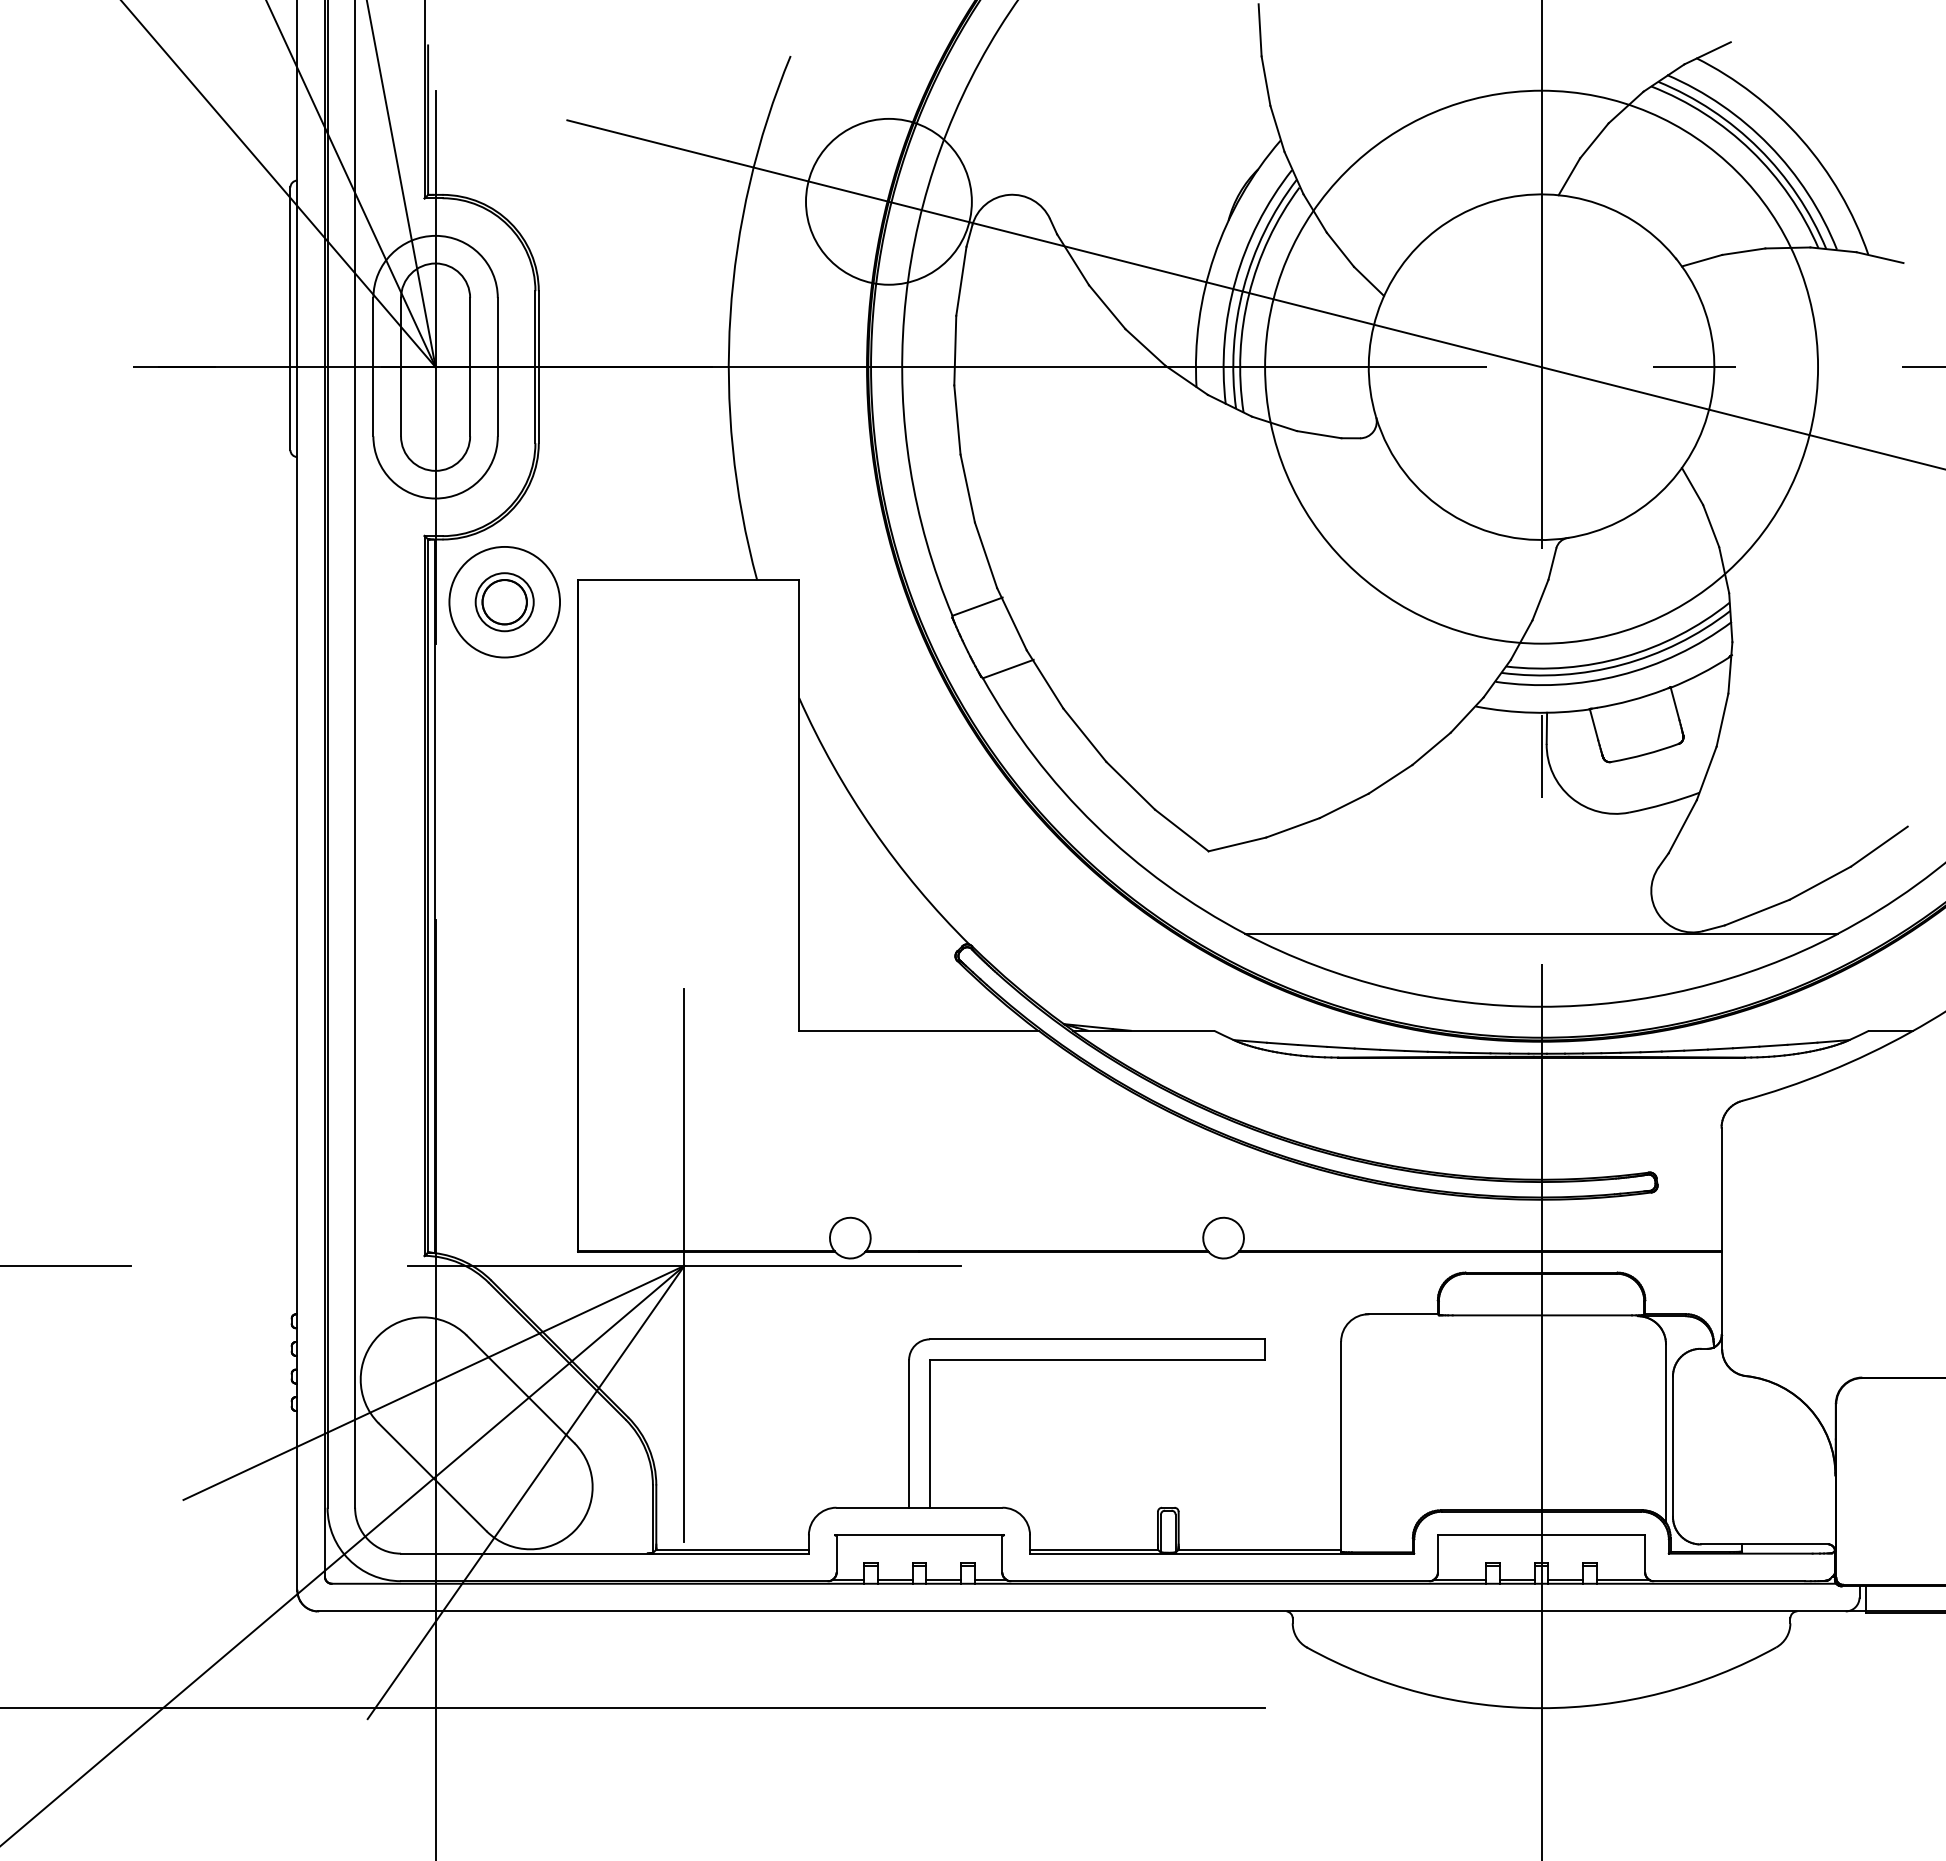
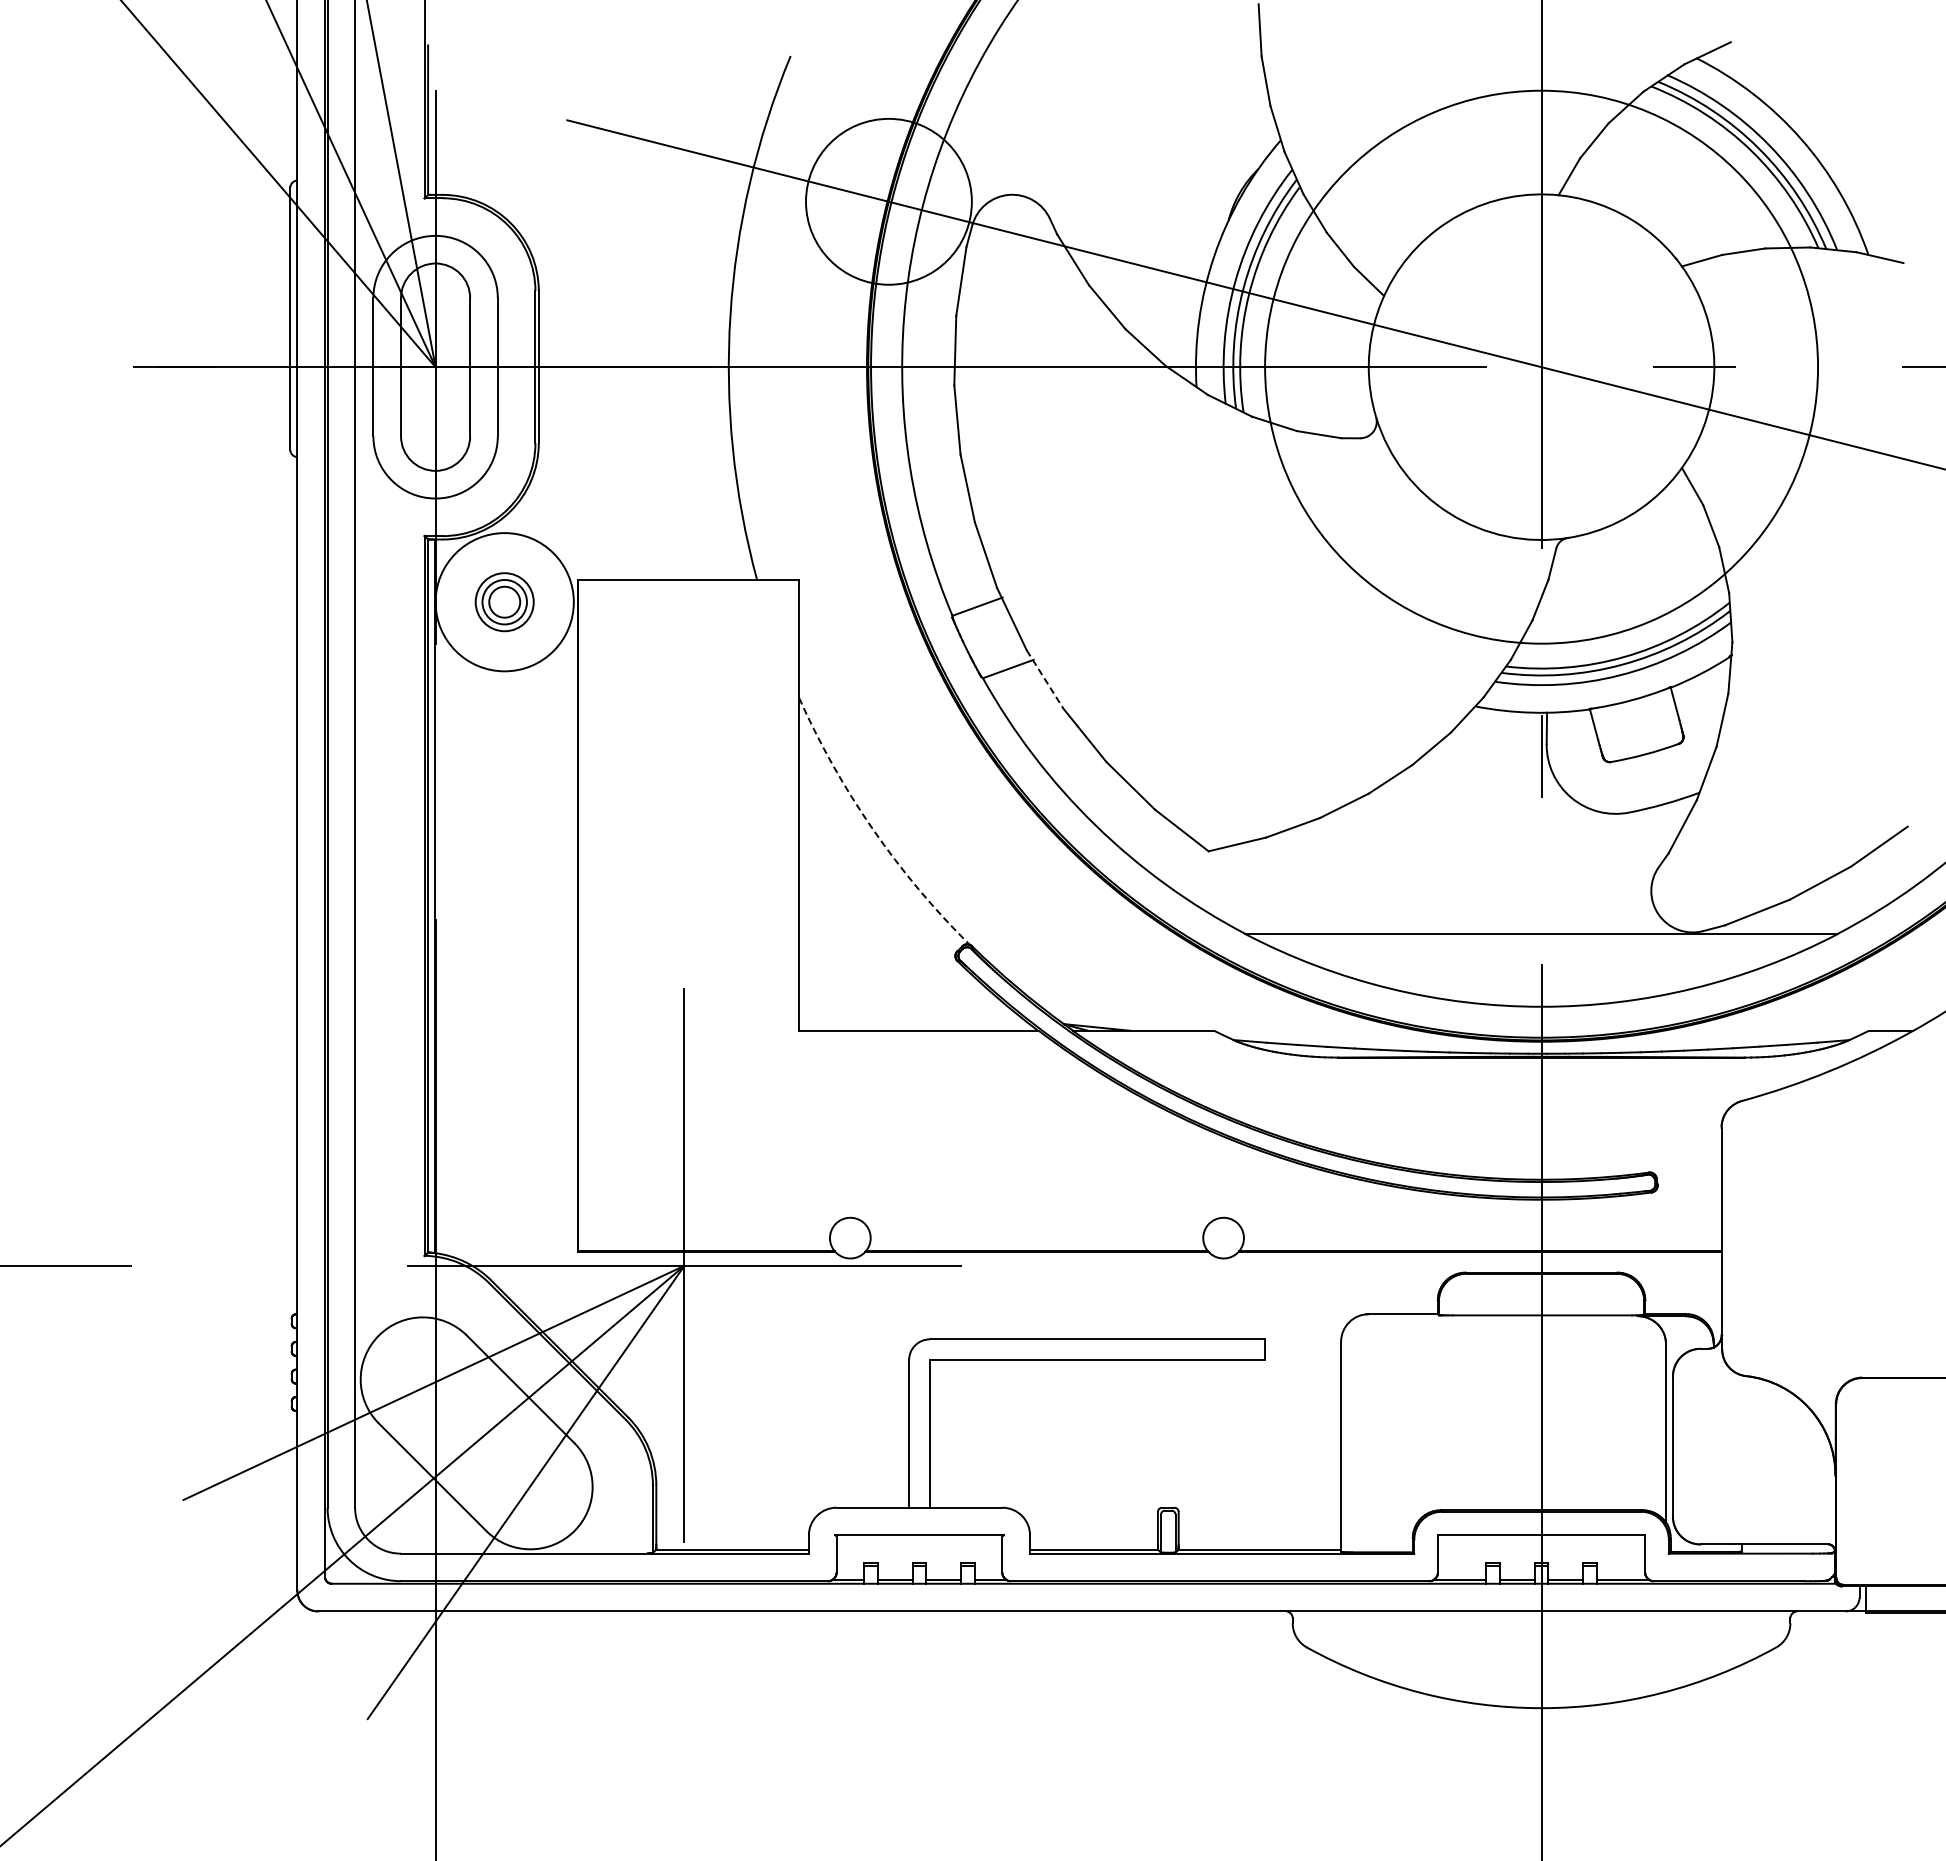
circle diameter: 111 px -> 138 px (504, 602)
circle diameter: 44 px -> 31 px (504, 601)
line: solid -> dashed (1045, 679)
arc: solid -> dashed (872, 829)
line: present -> none (633, 1708)
